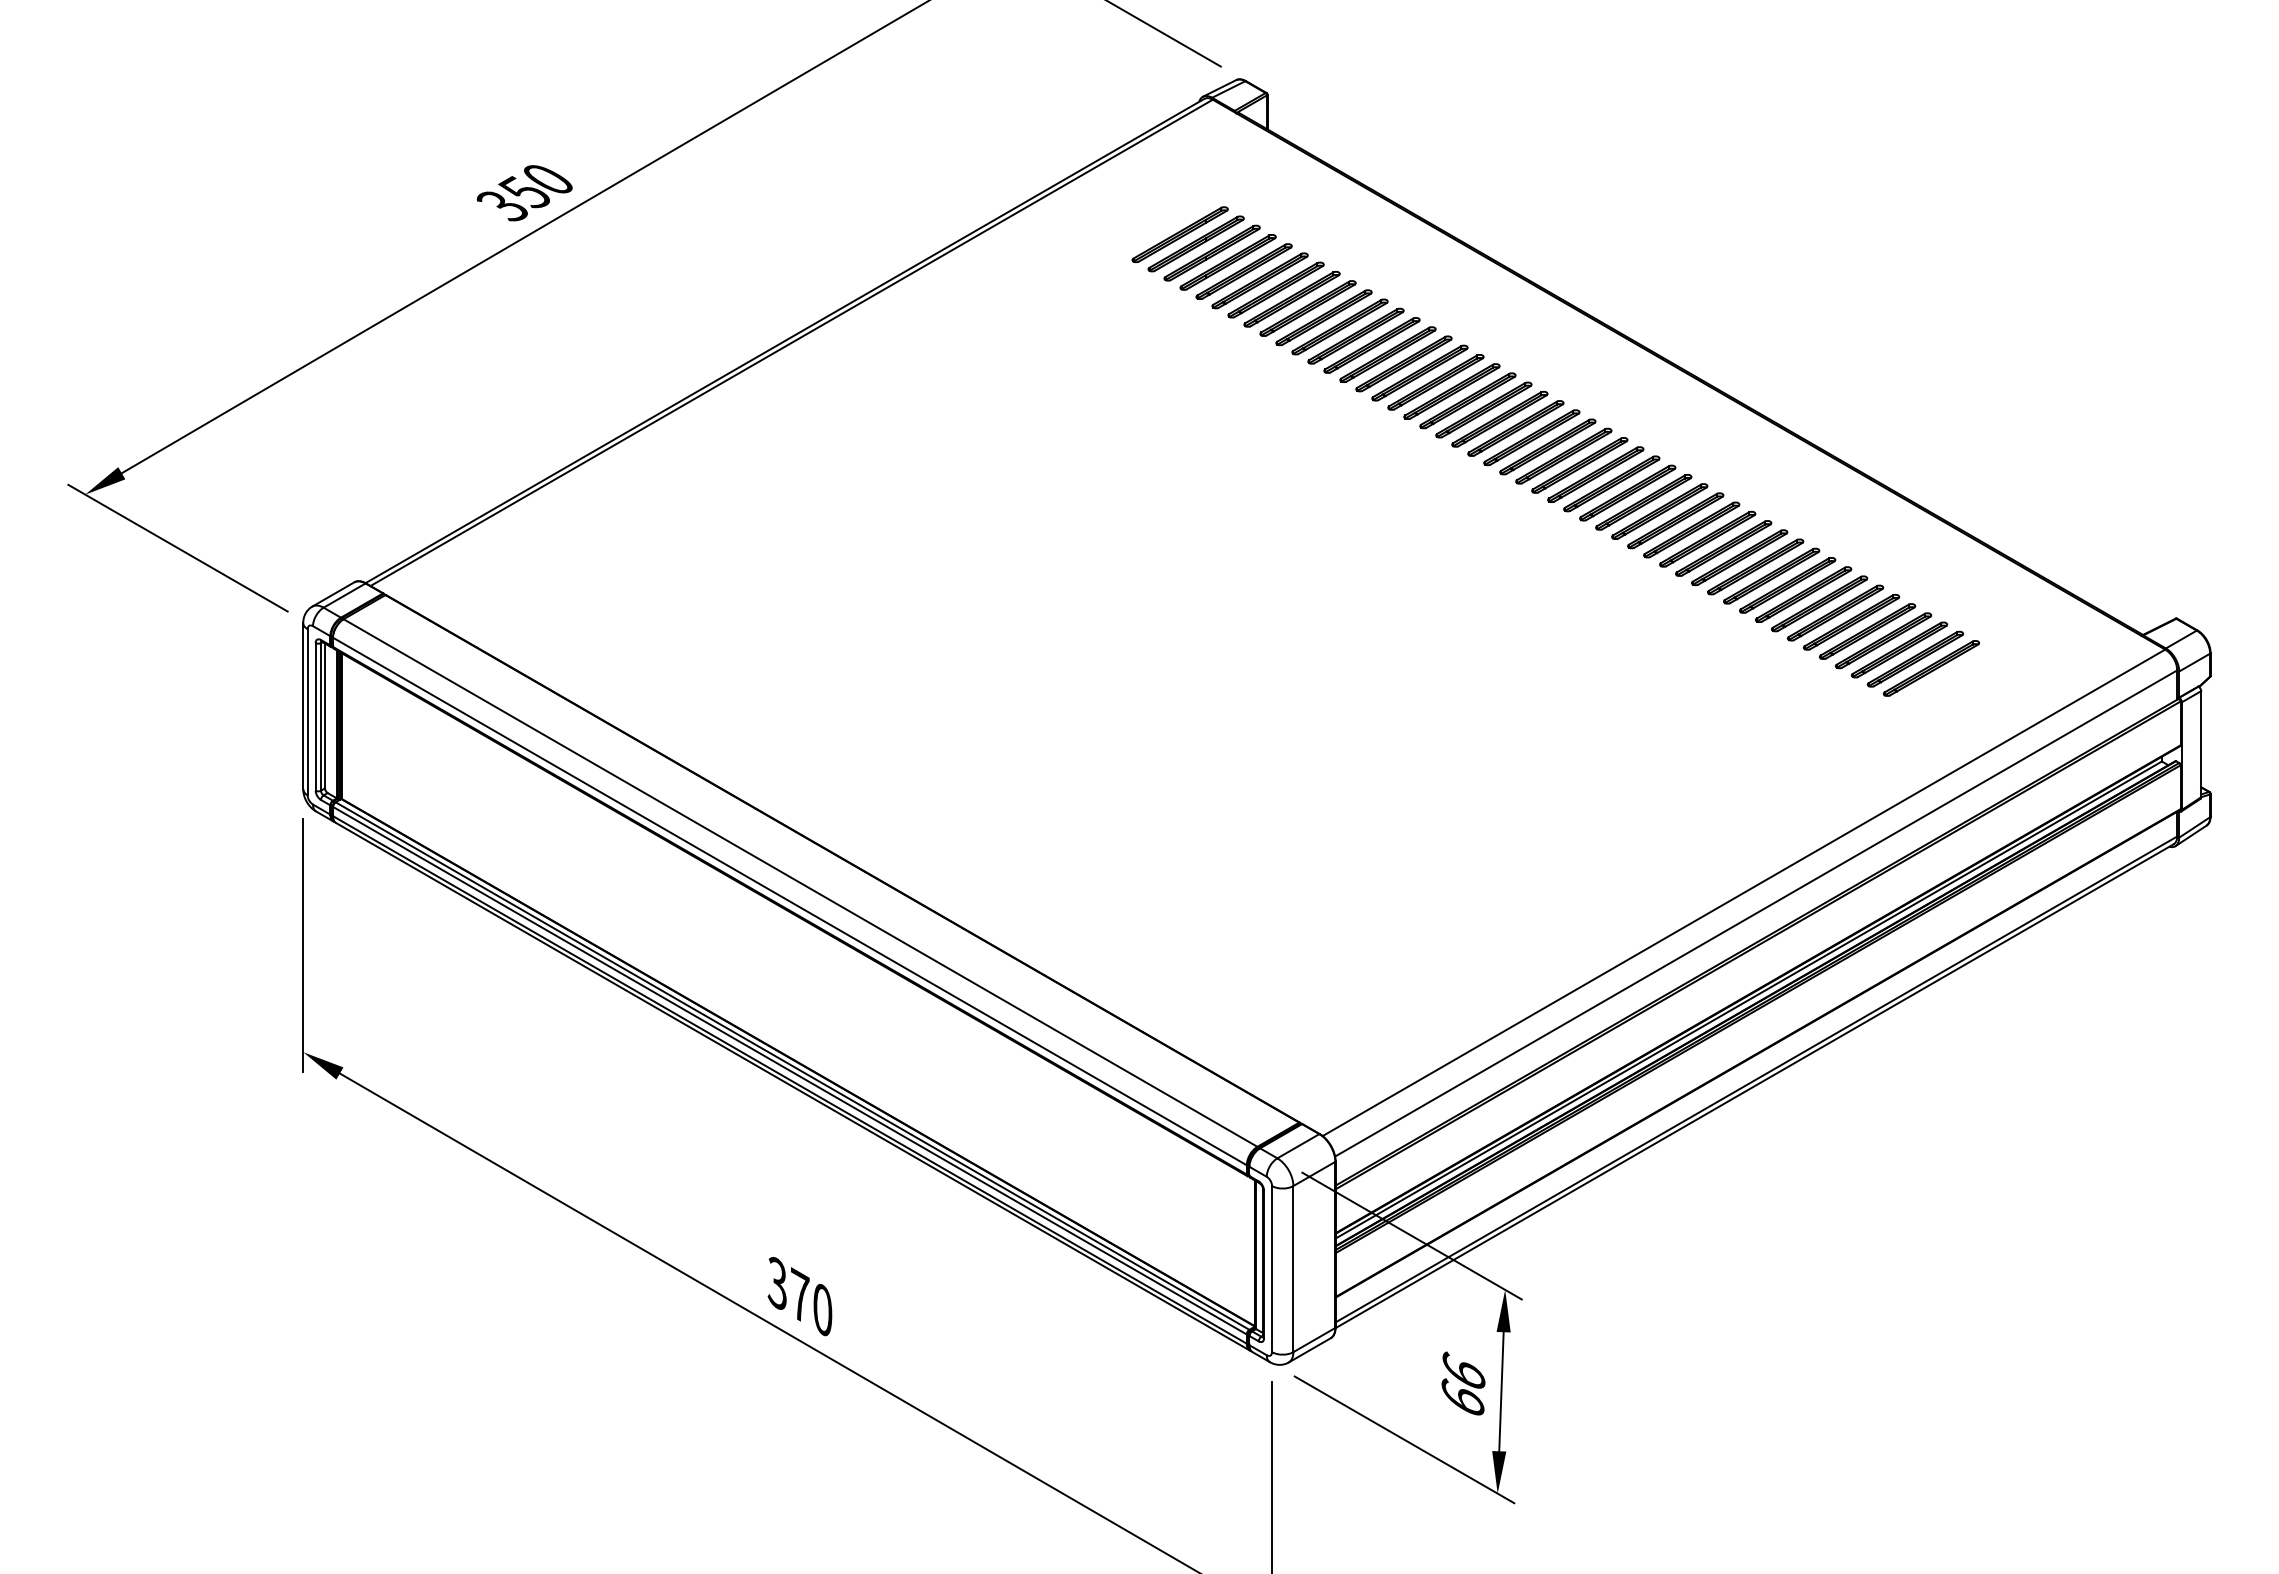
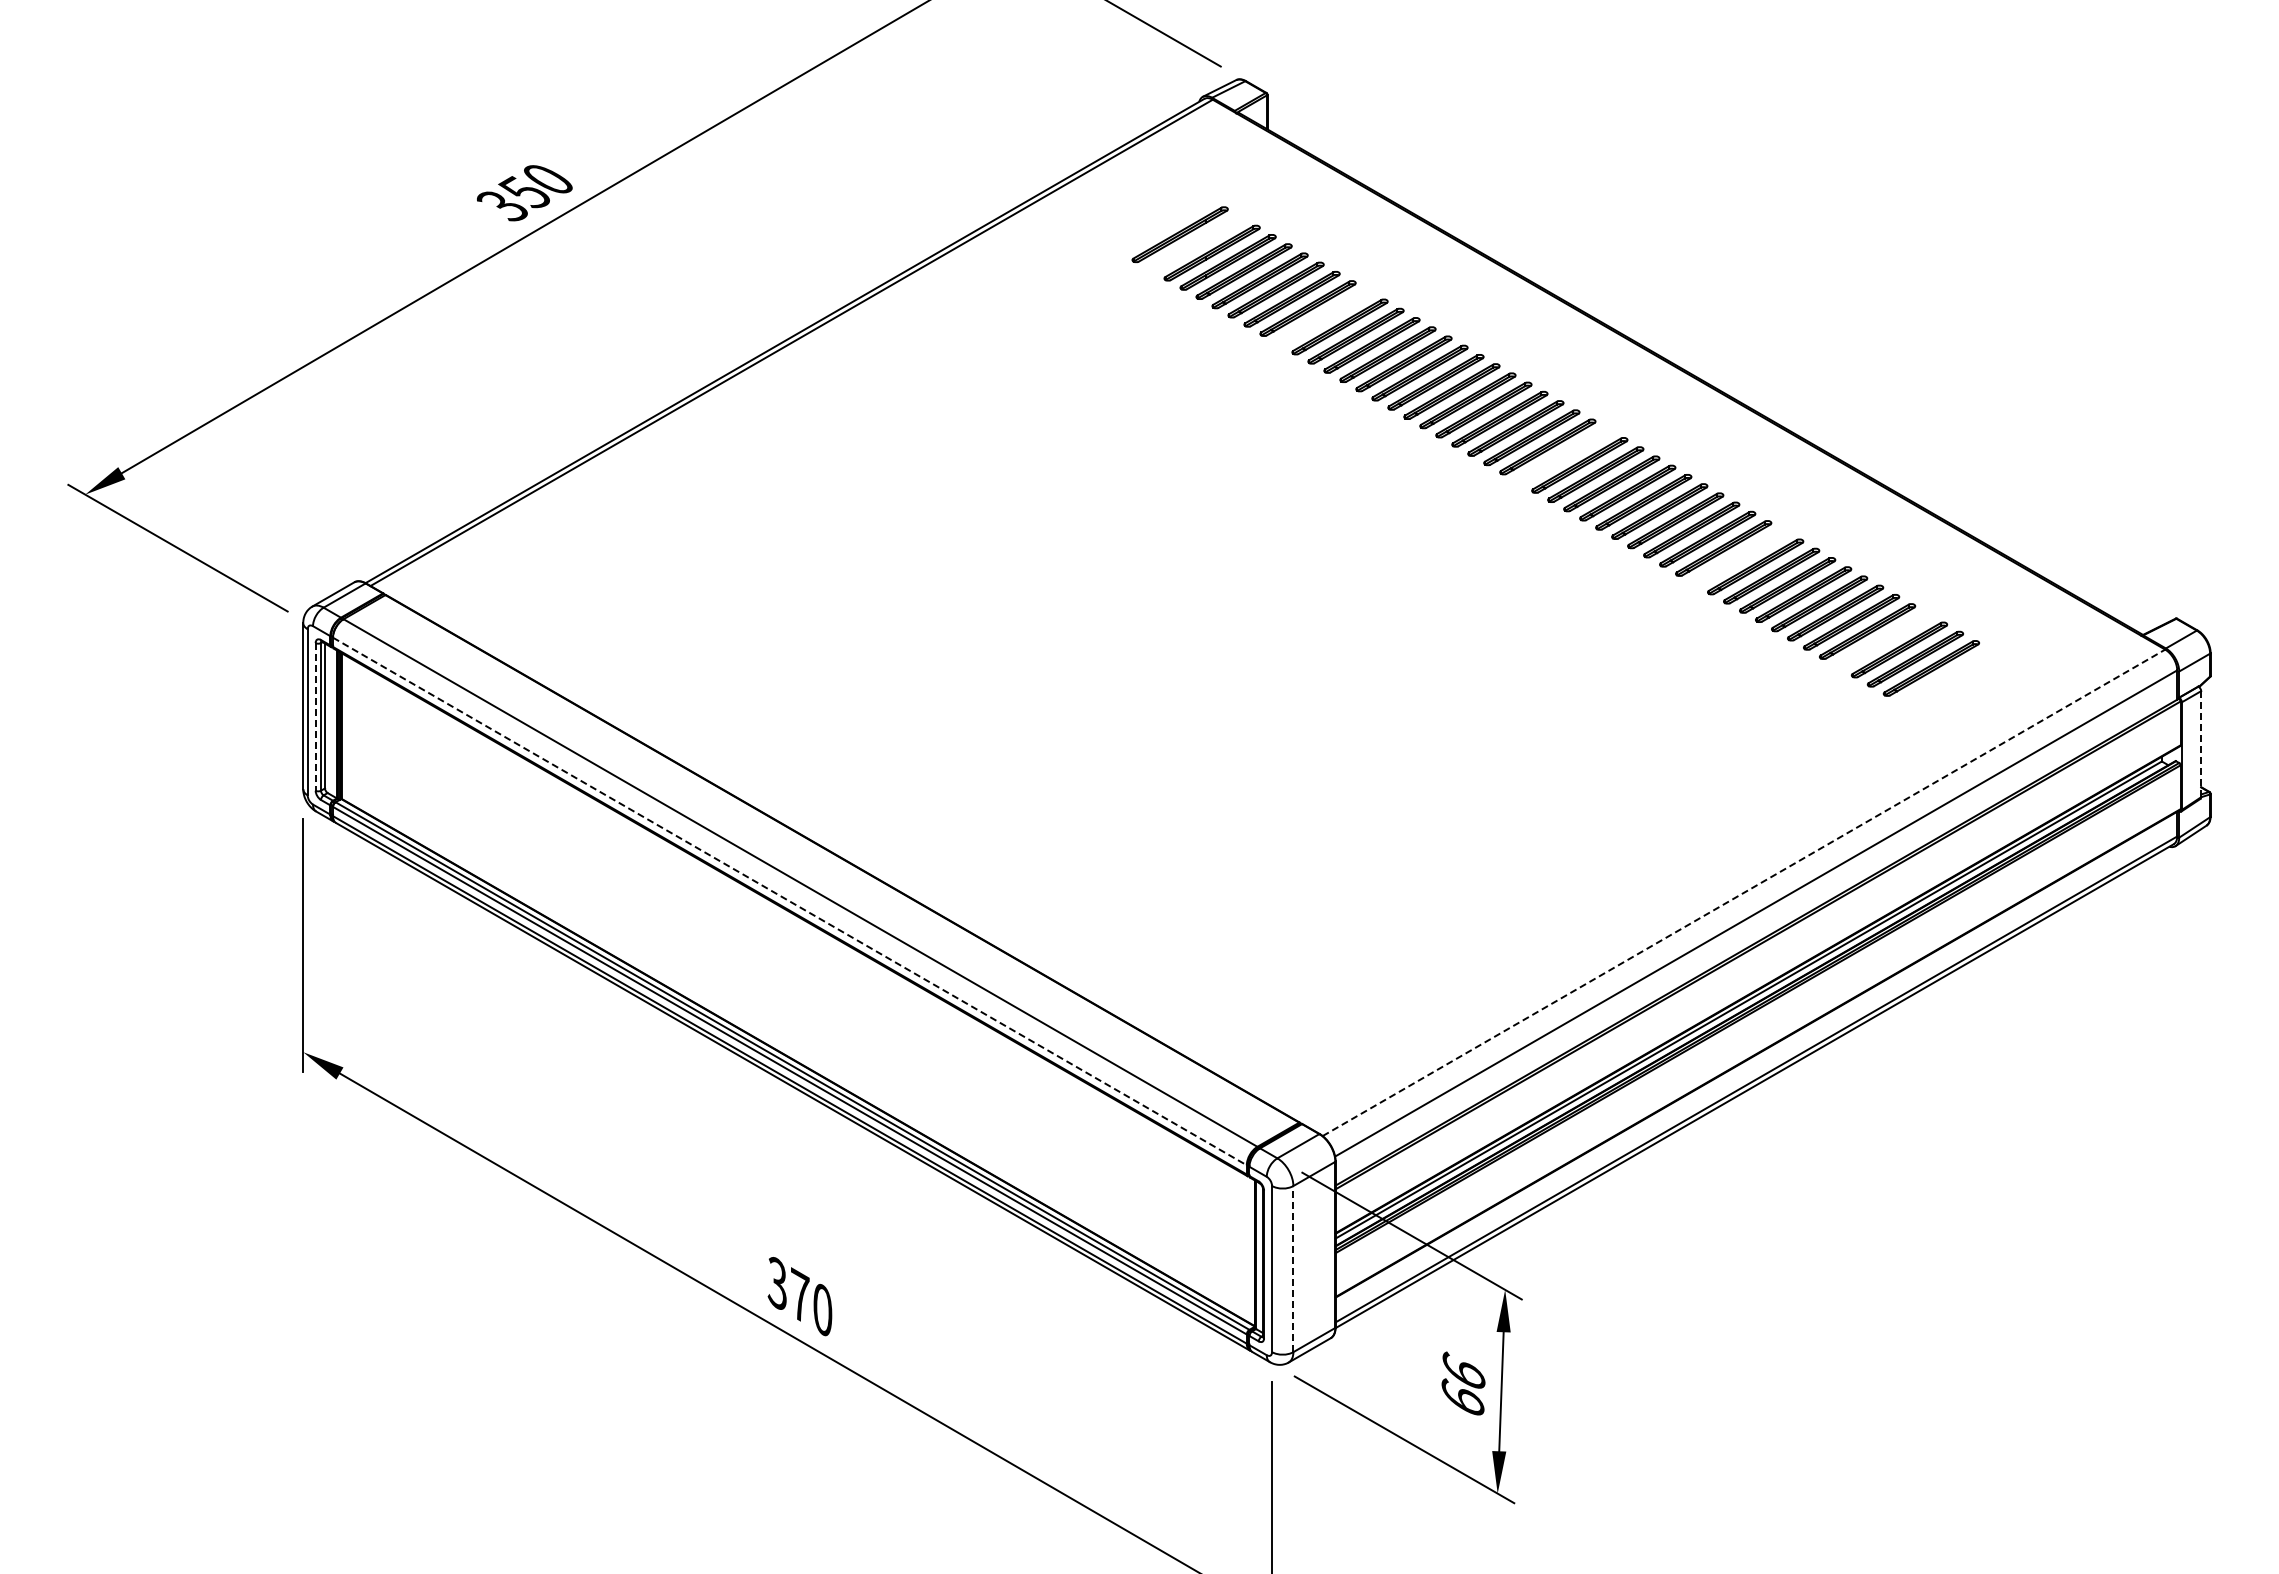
part: present -> none (1195, 243)
part: present -> none (1323, 317)
part: present -> none (1563, 455)
part: present -> none (1739, 557)
part: present -> none (1883, 640)
line: solid -> dashed (315, 716)
line: solid -> dashed (2201, 743)
line: solid -> dashed (1744, 892)
line: solid -> dashed (789, 901)
line: solid -> dashed (1293, 1268)
